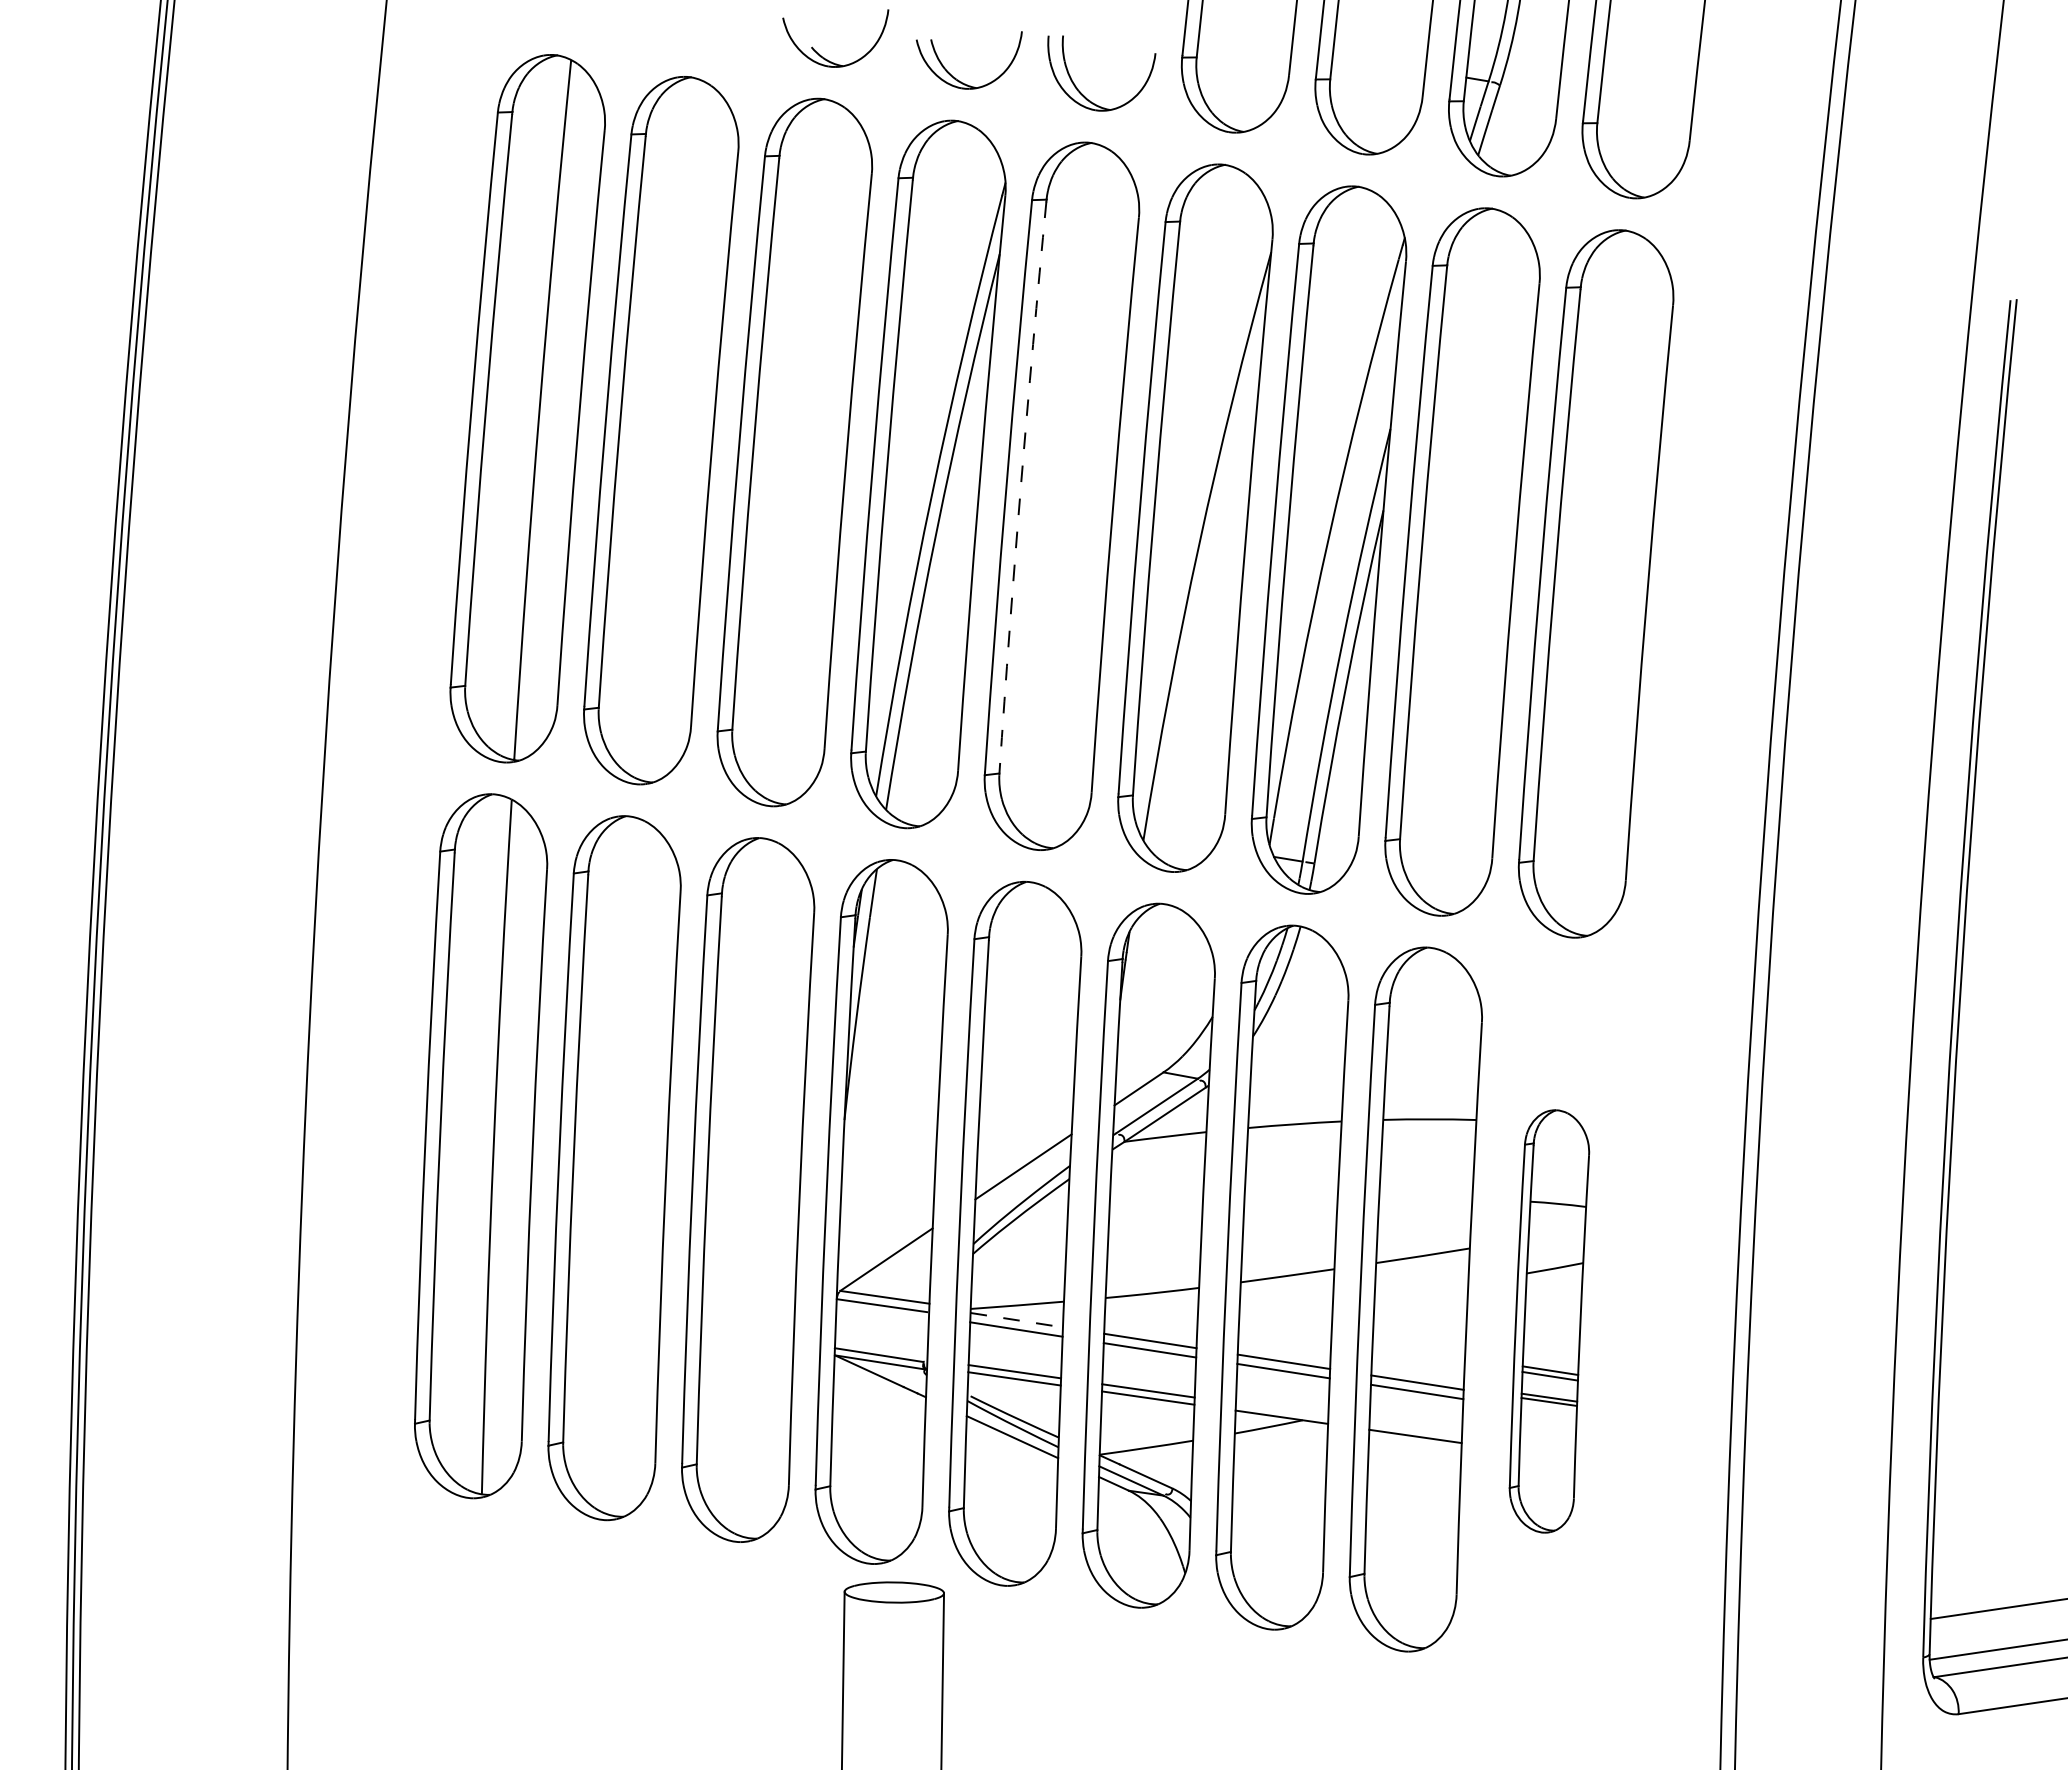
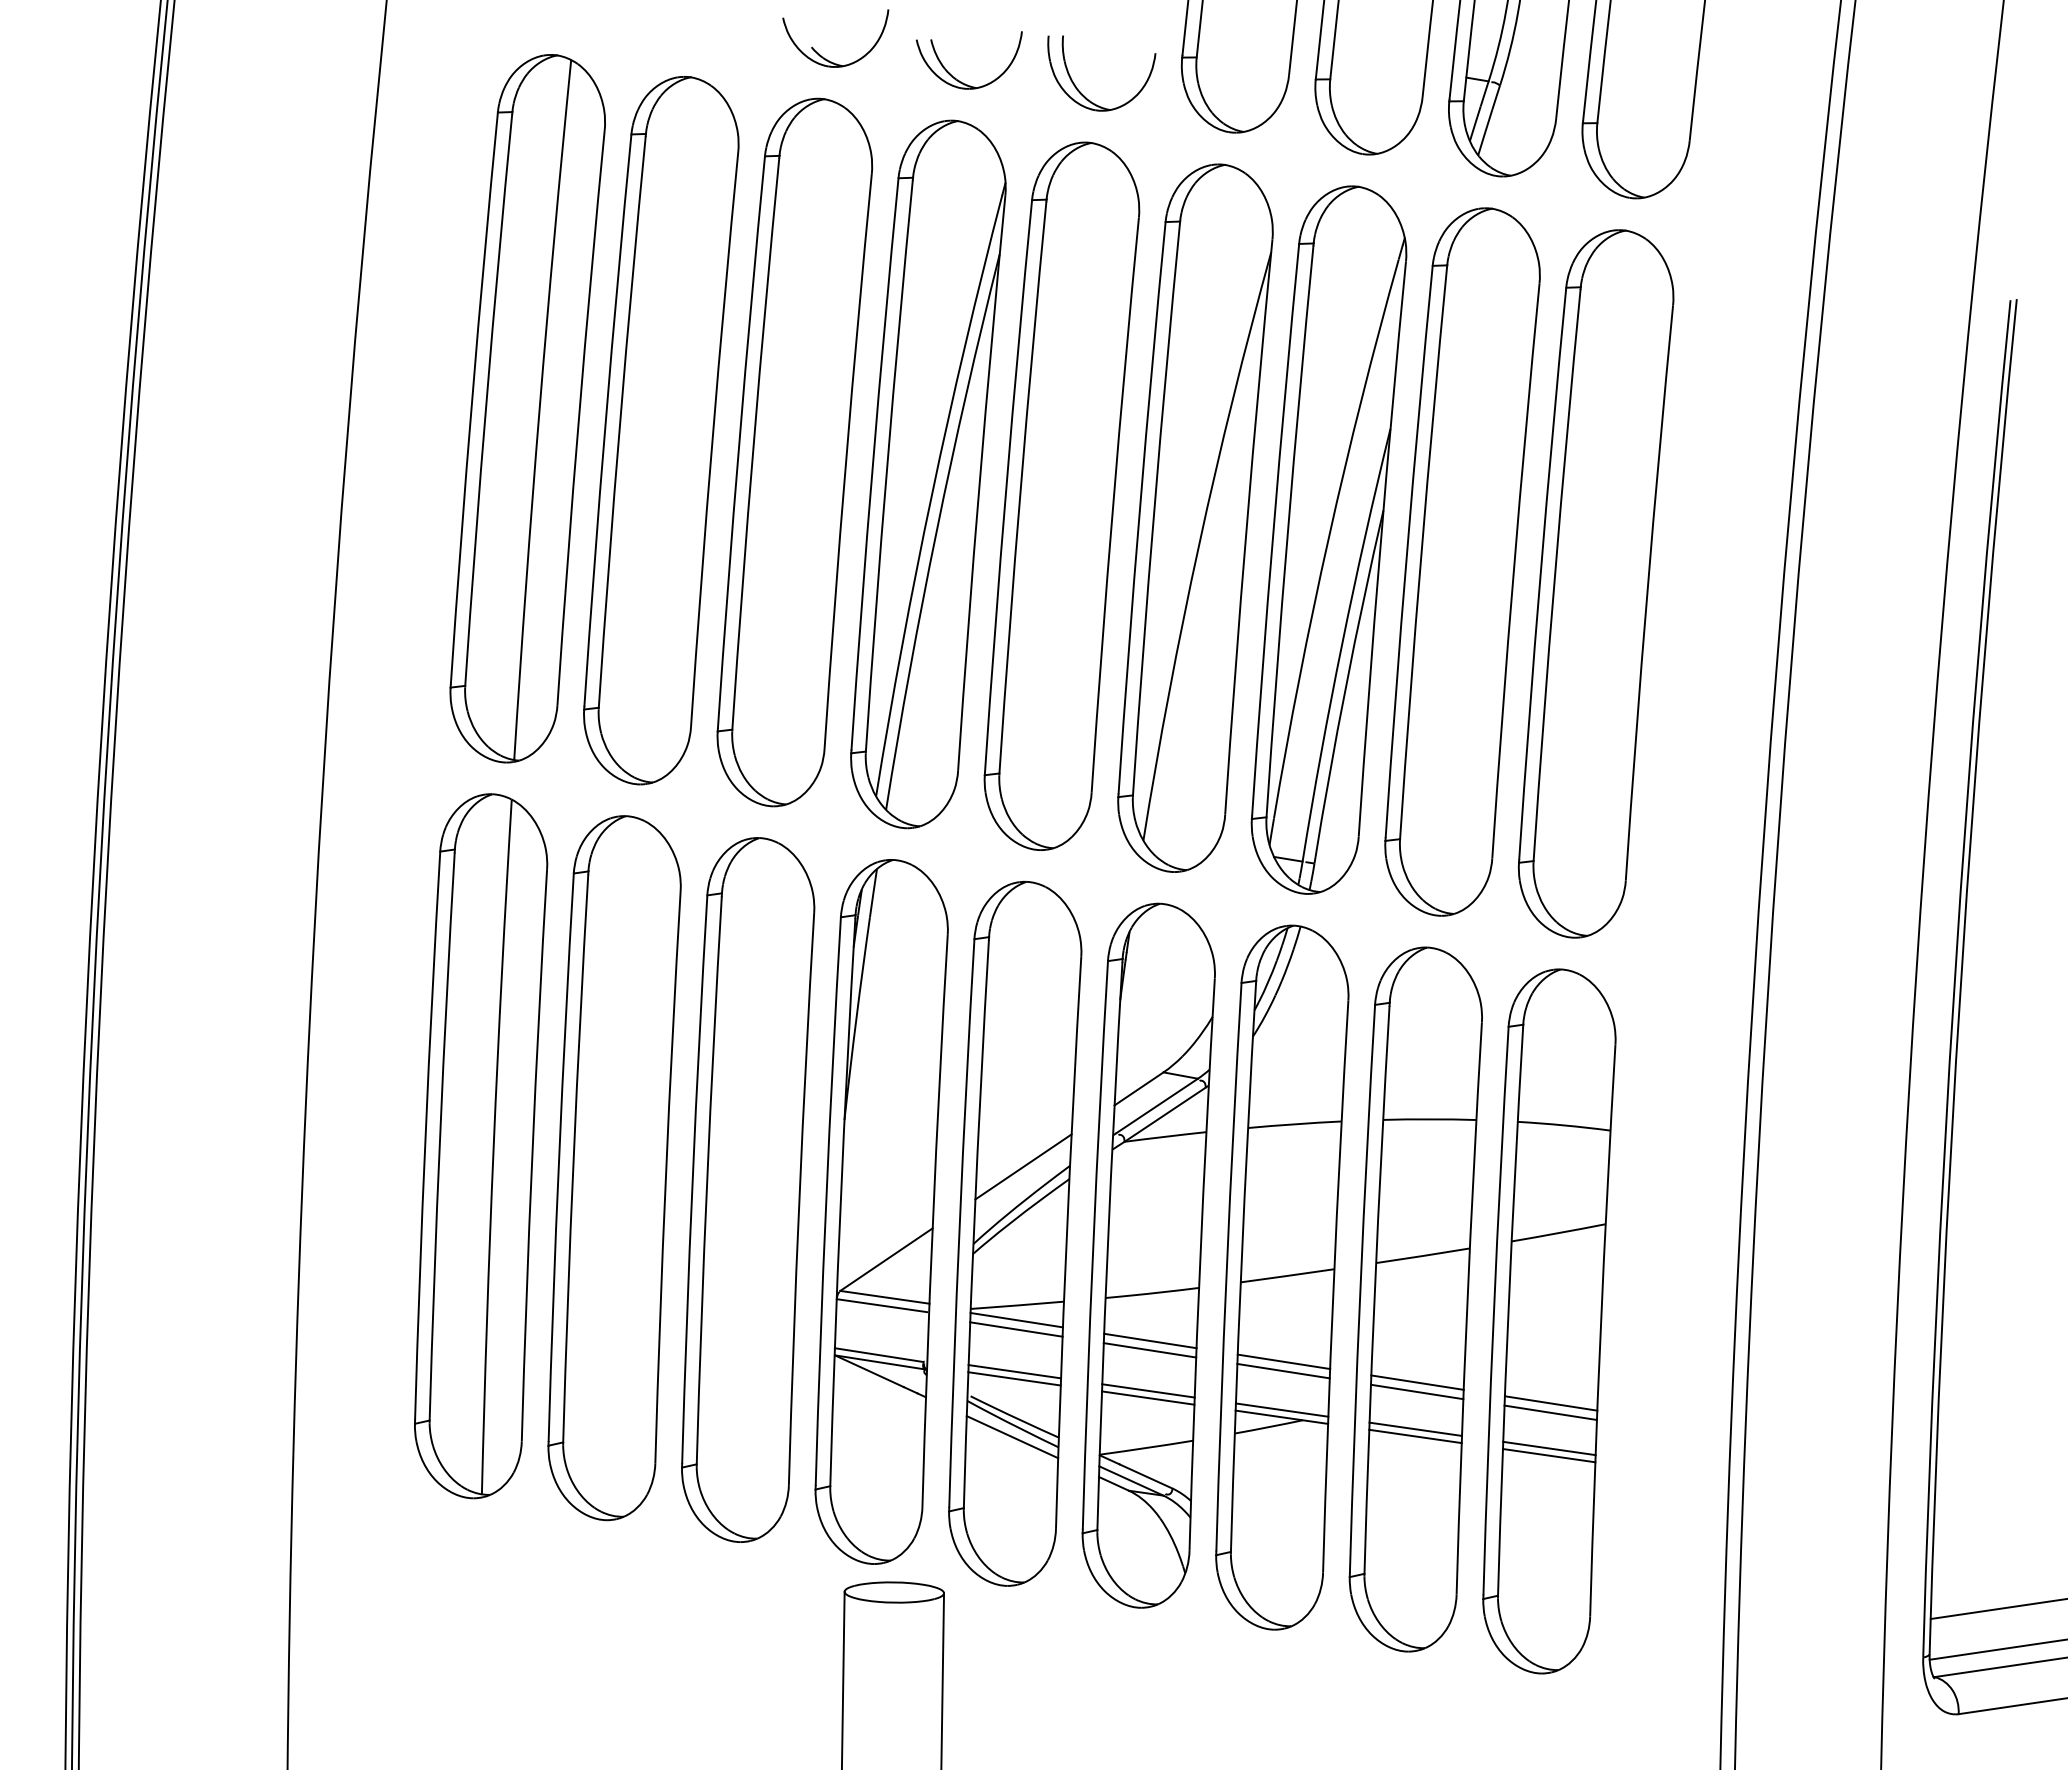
arc: dashed -> solid (1020, 487)
line: dashed -> solid (1016, 1320)
part size: 83x425 px -> 135x707 px (1549, 1321)
line: none -> present (1281, 1409)
line: none -> present (1415, 1428)
